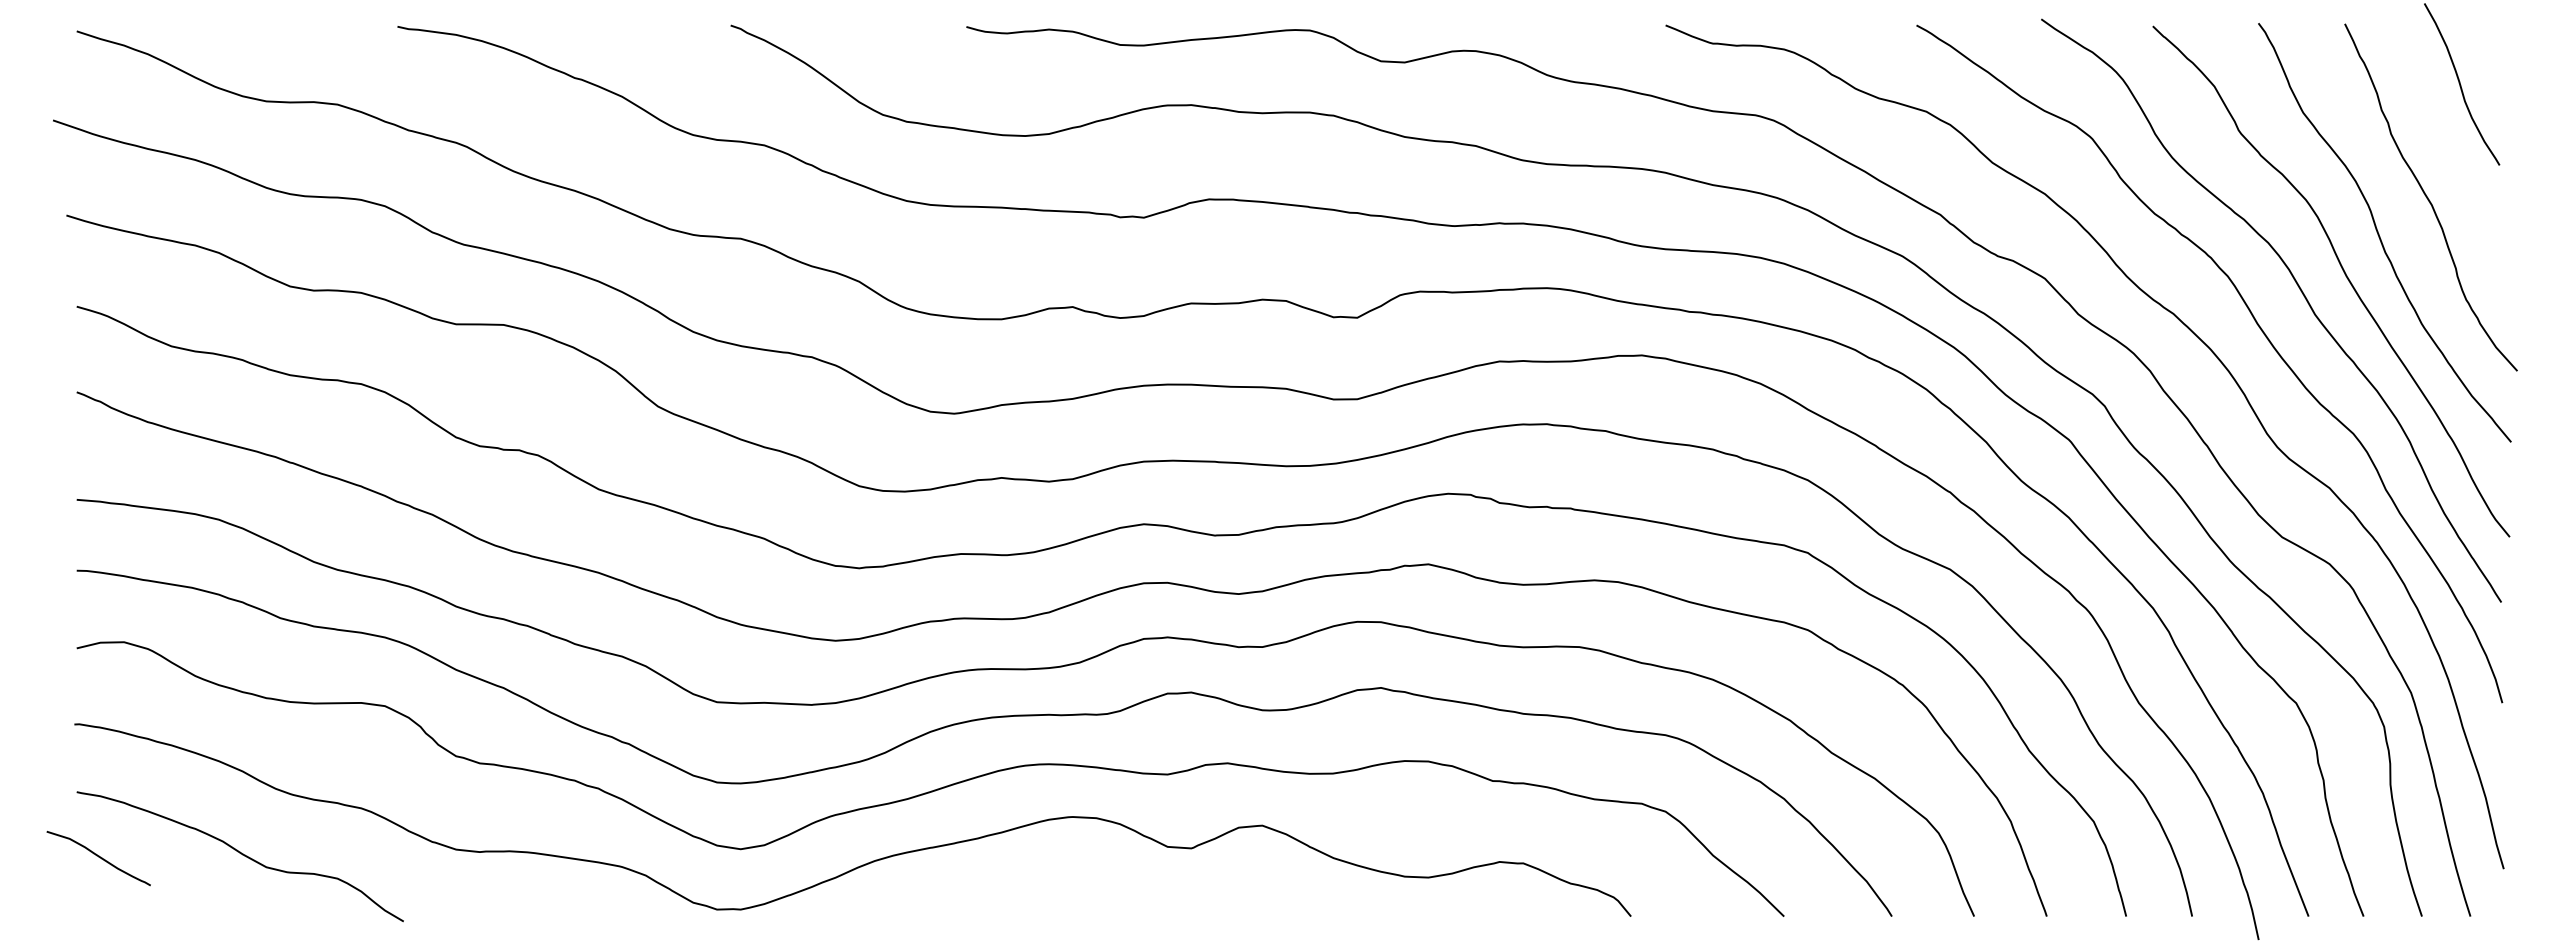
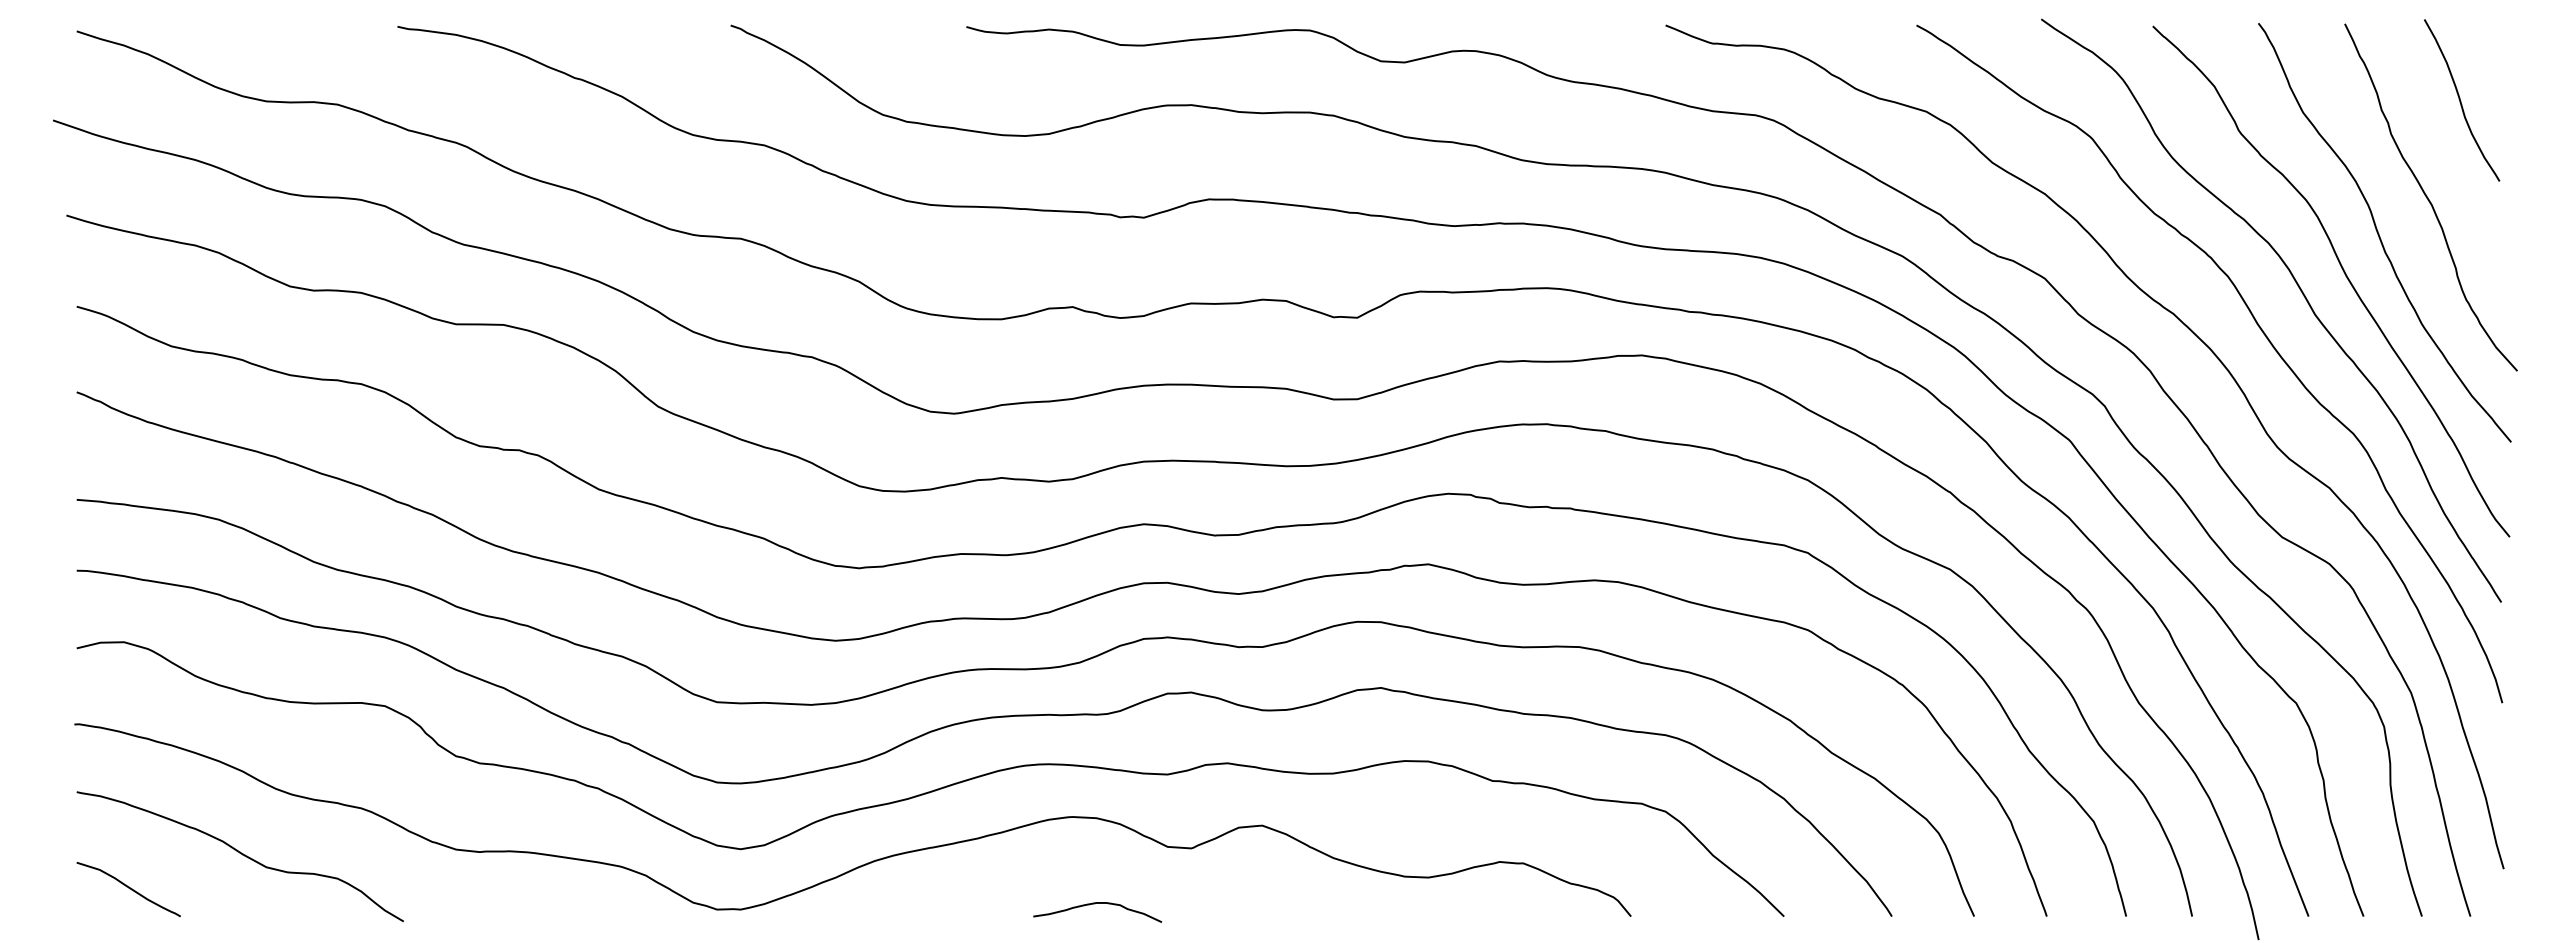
curve position: (2461, 85) -> (2461, 101) (2461, 101)
curve position: (98, 857) -> (128, 888) (128, 888)
curve: none -> present (1095, 904)
